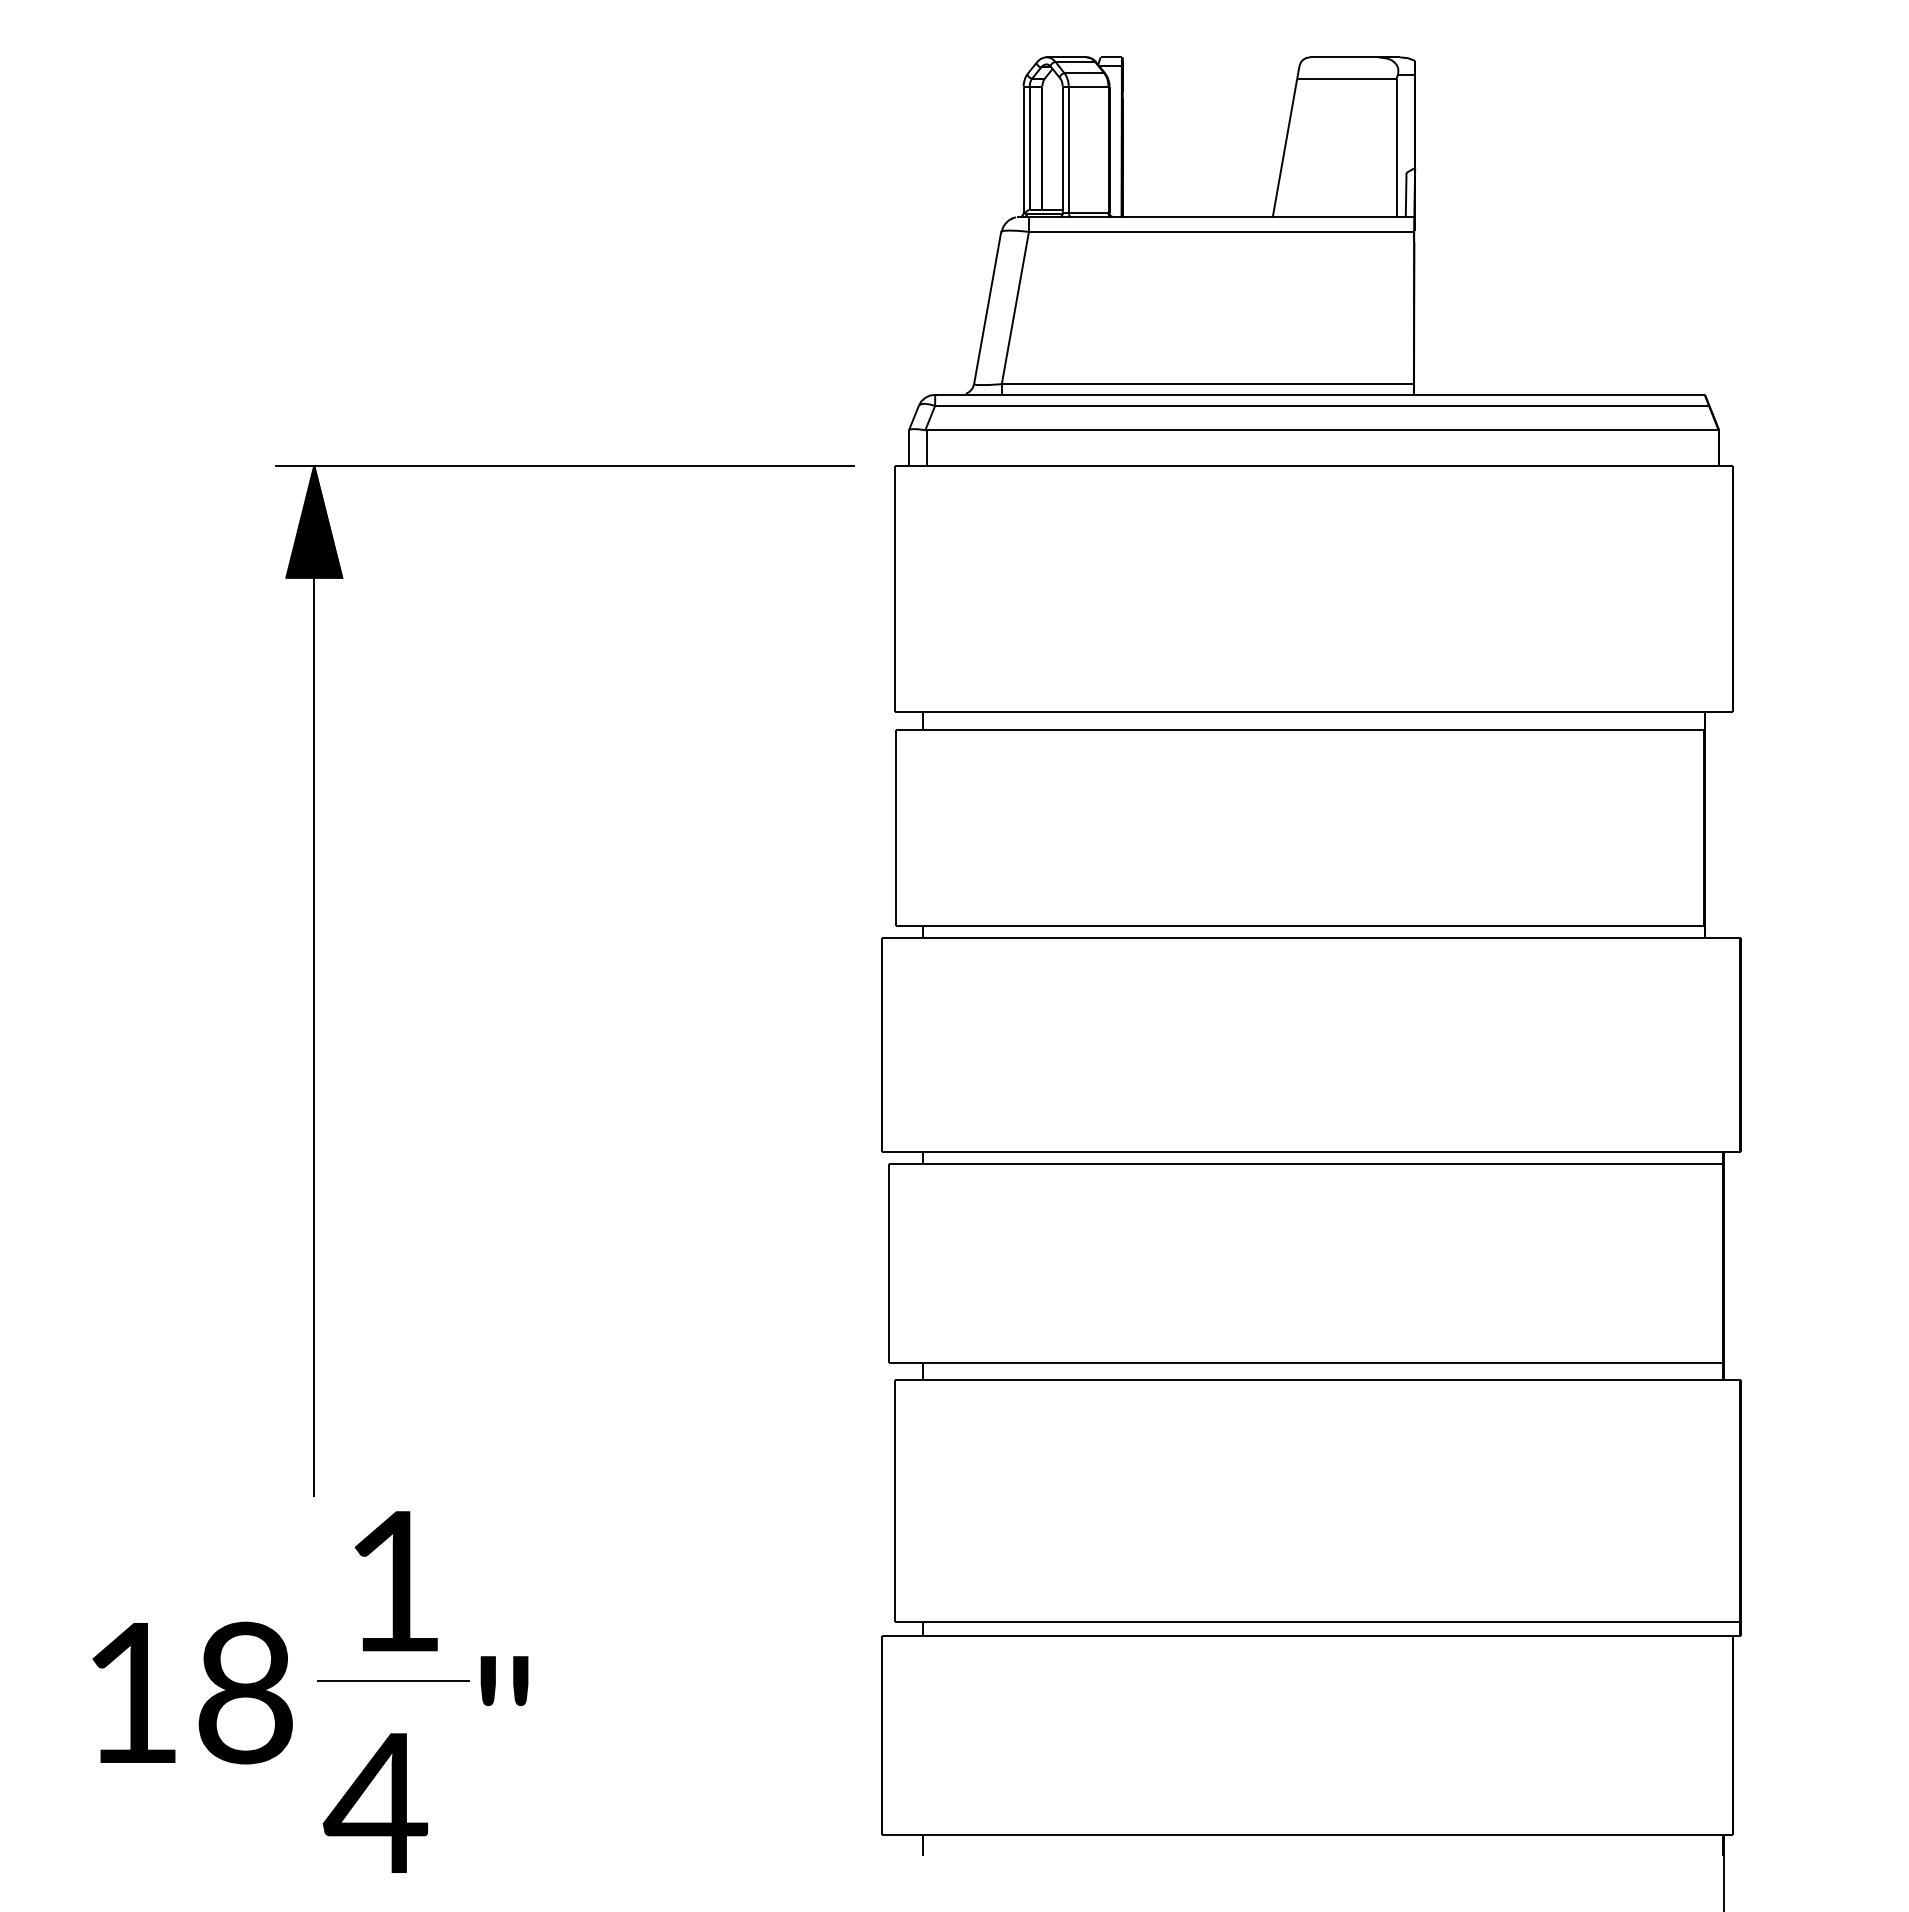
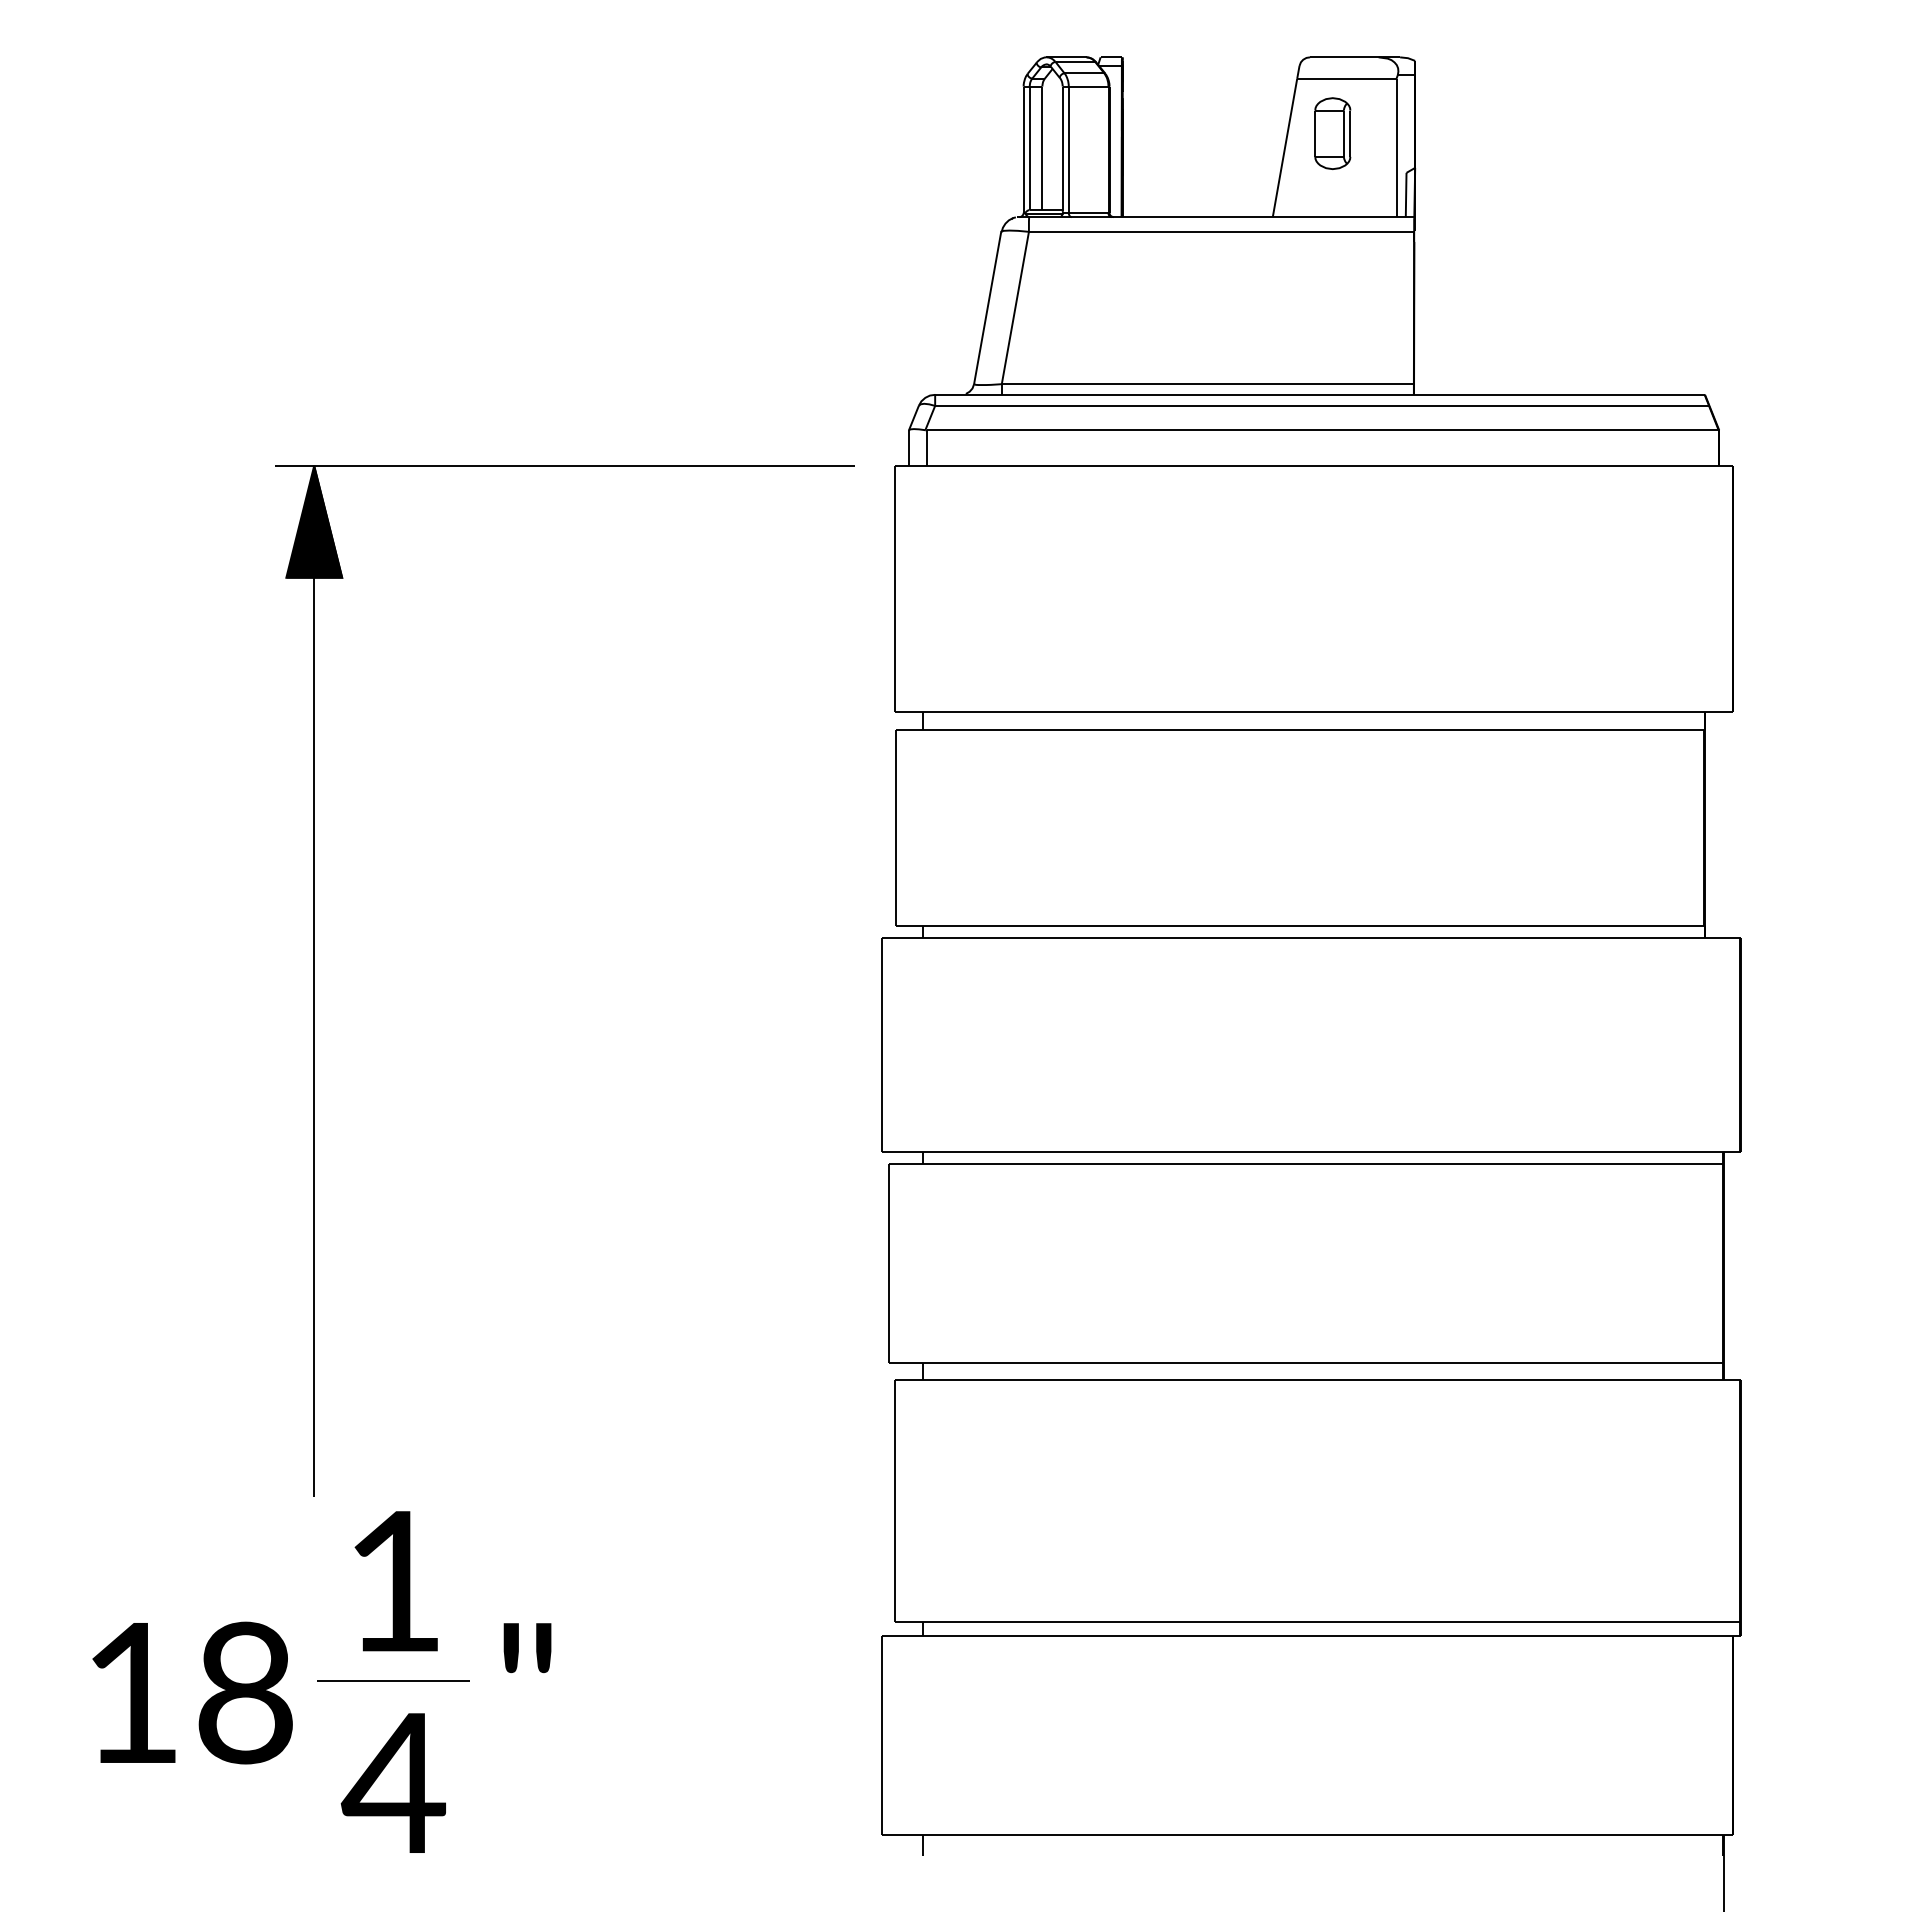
part: none -> present (1332, 133)
text position: (504, 1681) -> (527, 1648) (527, 1648)
text position: (374, 1802) -> (392, 1782) (392, 1782)
